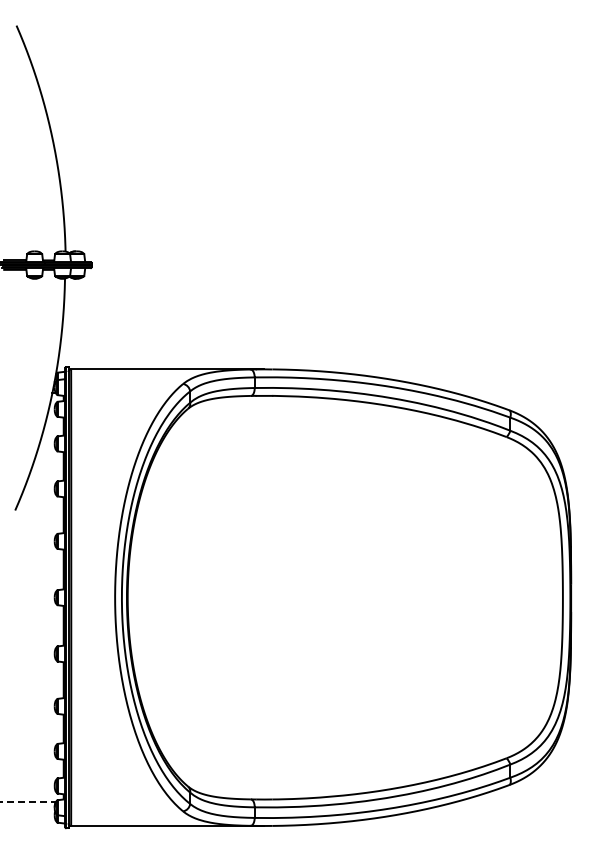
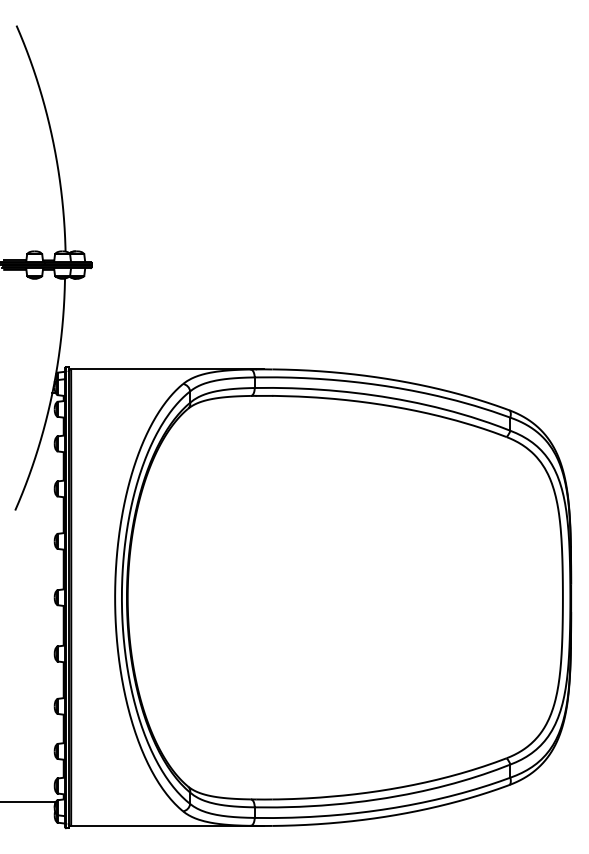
line: dashed -> solid (28, 801)
